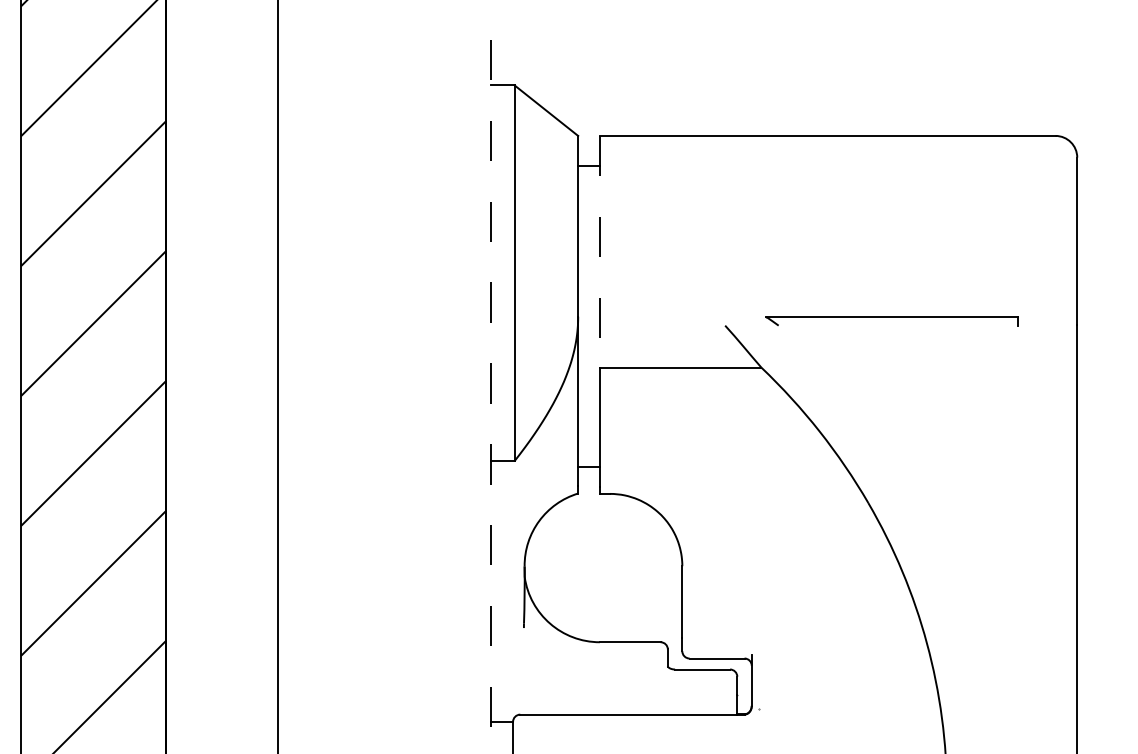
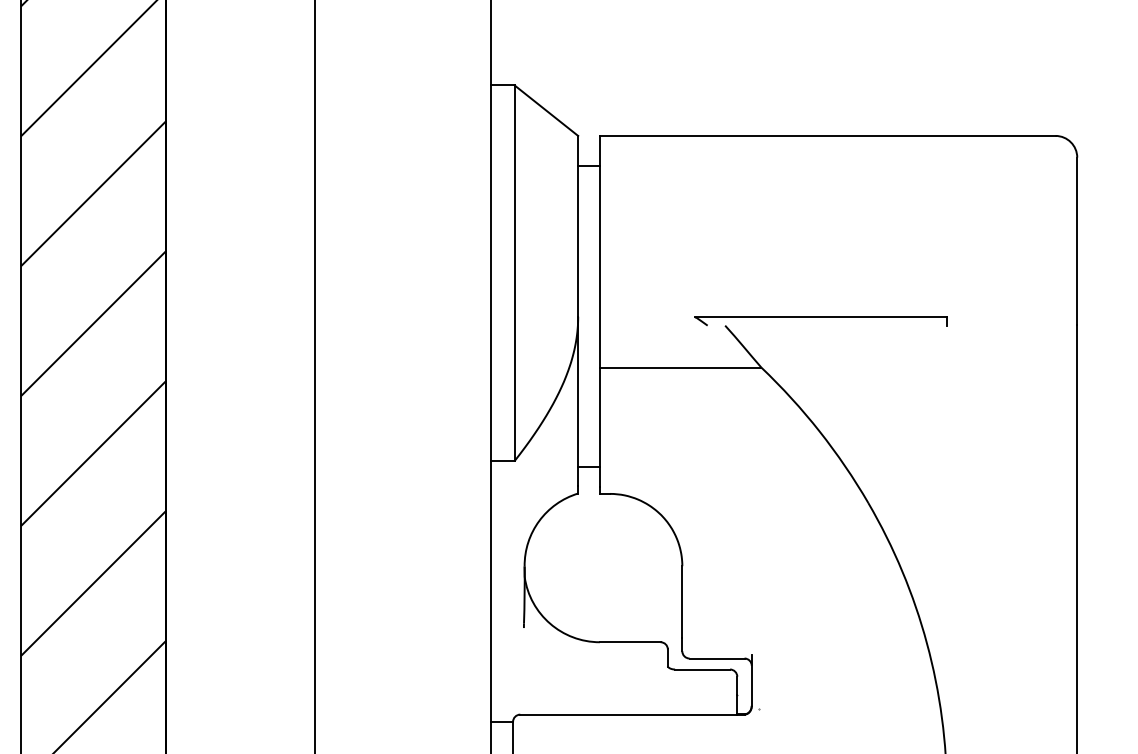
line: dashed -> solid (599, 251)
part position: (891, 321) -> (820, 321) (820, 321)
line position: (278, 376) -> (315, 376) (315, 376)
line: dashed -> solid (491, 377)
